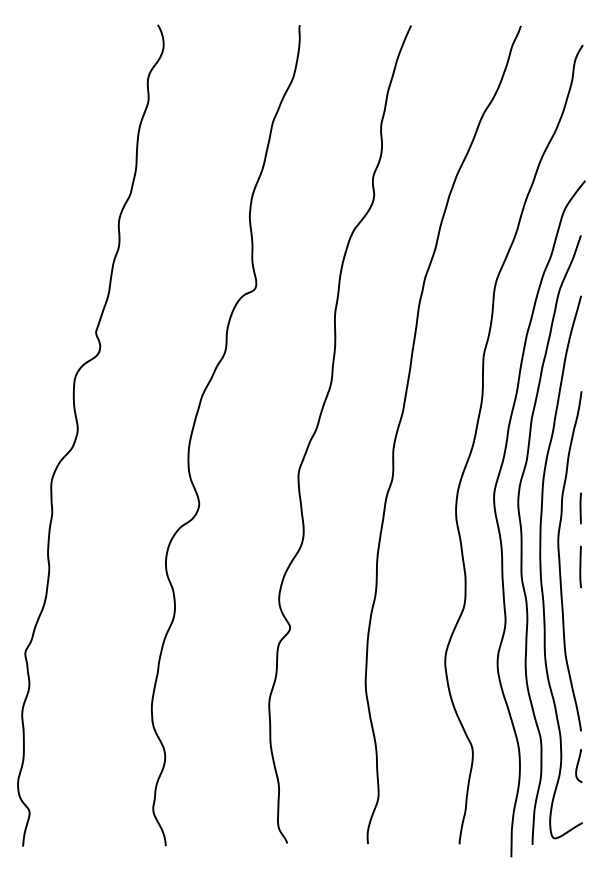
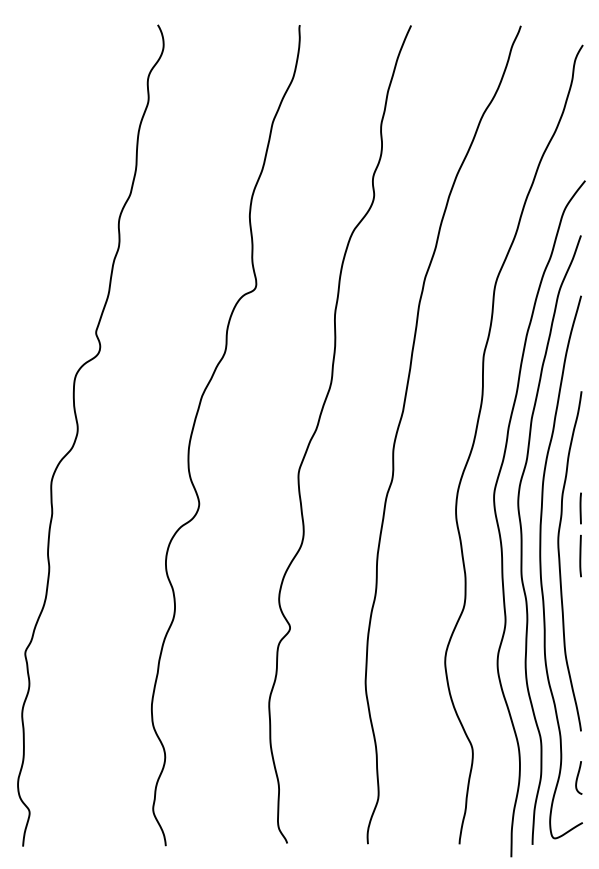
line position: (580, 566) -> (580, 555) (580, 555)
curve position: (578, 765) -> (578, 777) (578, 777)
